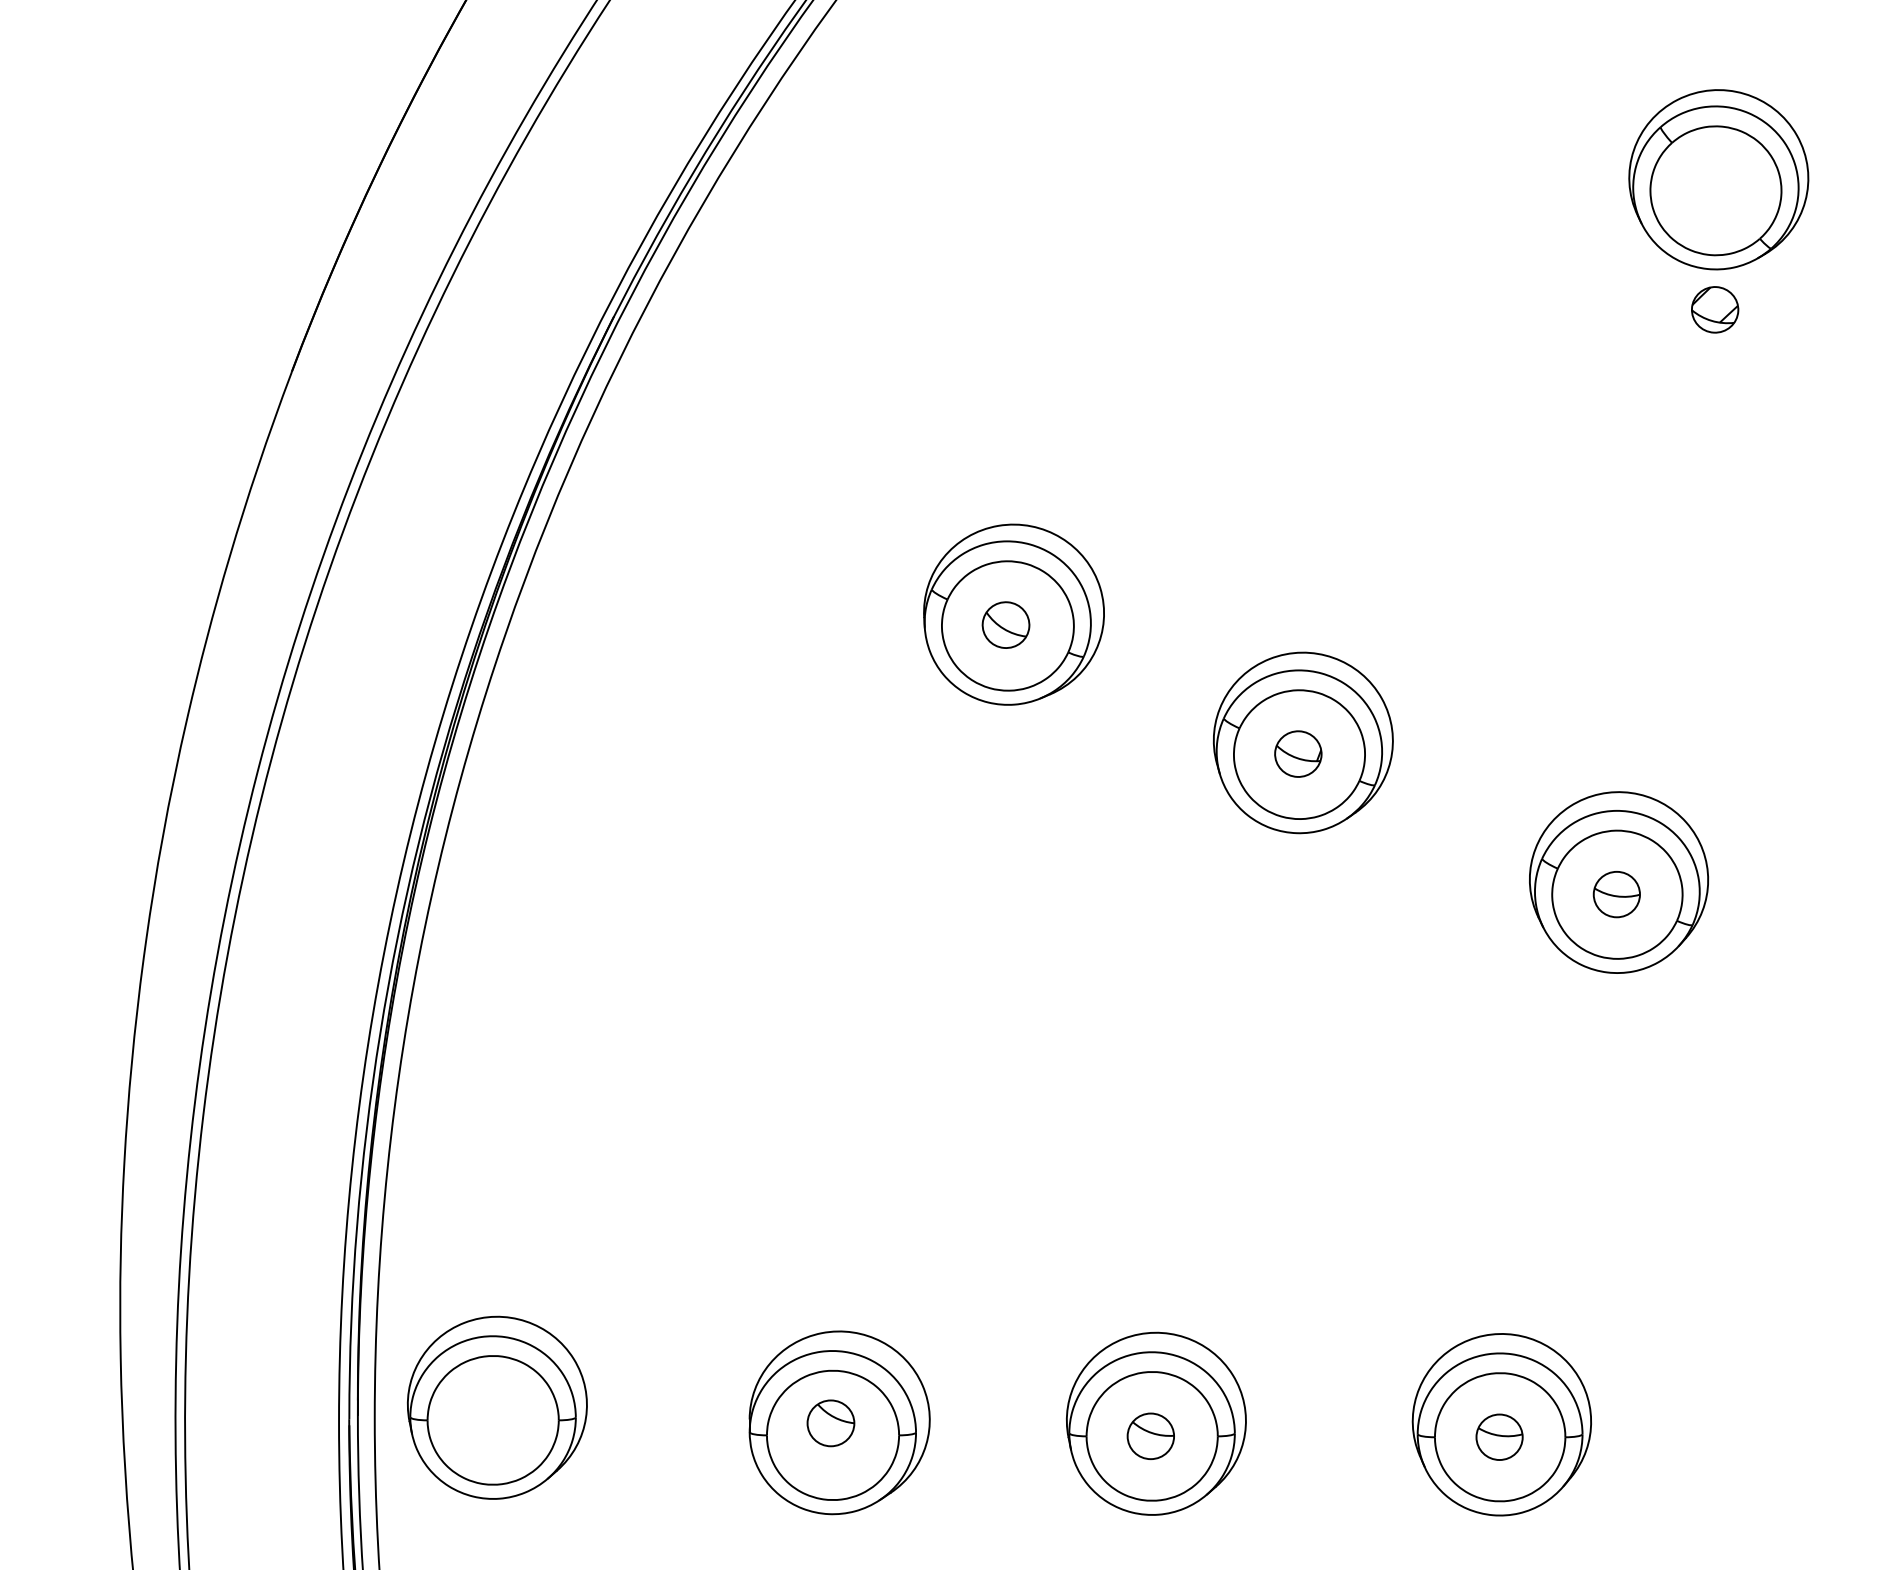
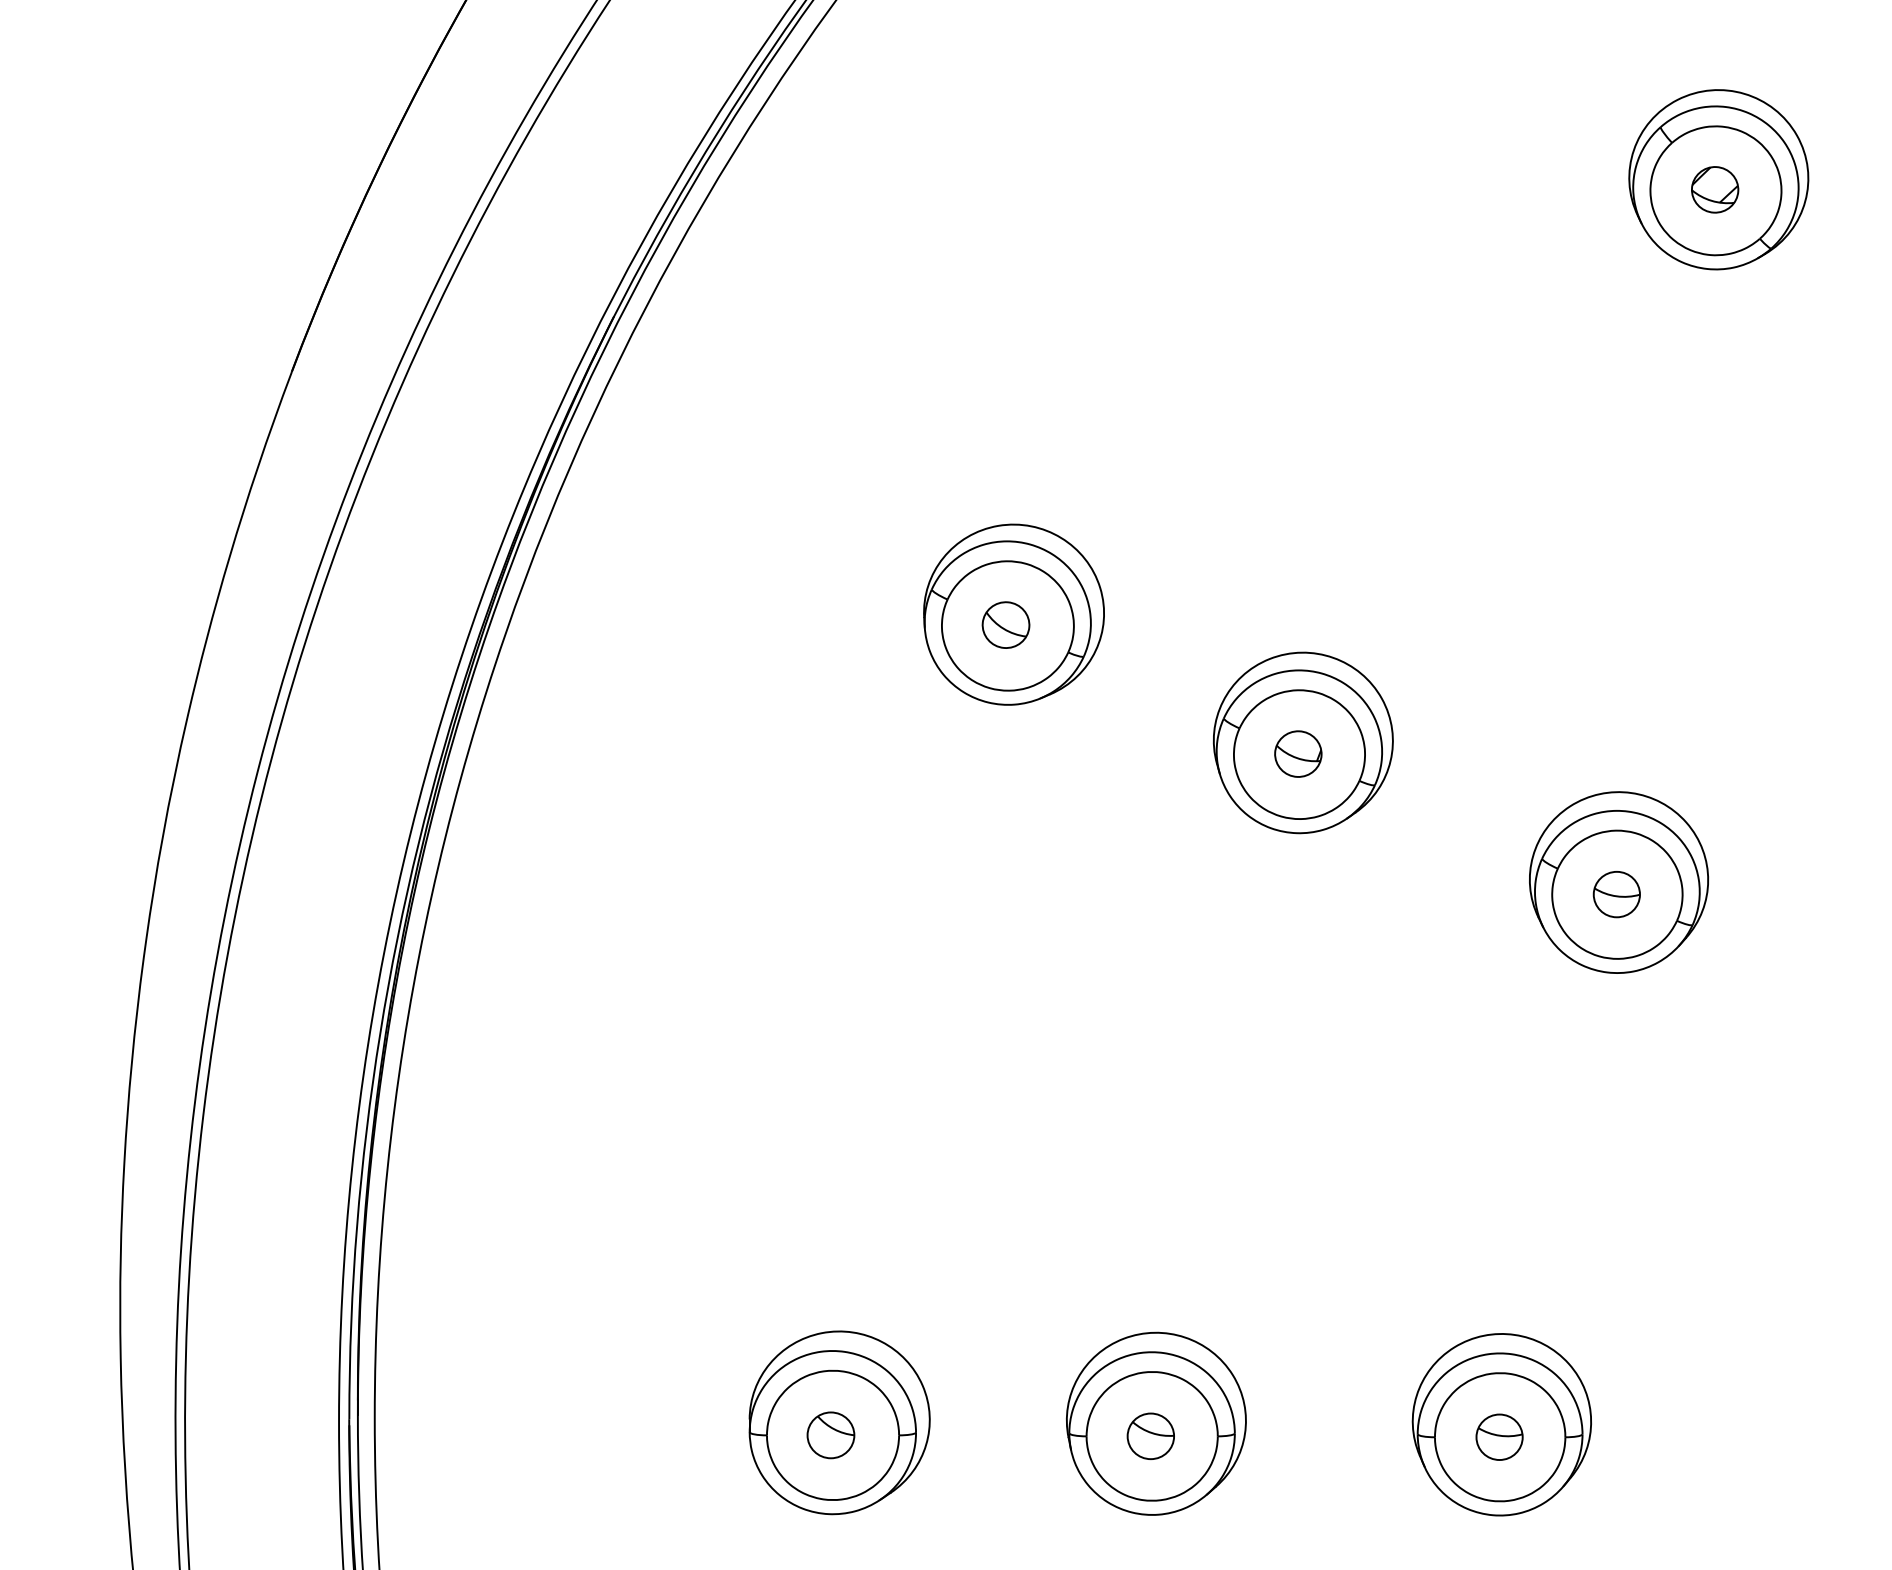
part position: (1715, 309) -> (1715, 189) (1715, 189)
part: present -> none (497, 1407)
part position: (830, 1423) -> (830, 1435) (830, 1435)
